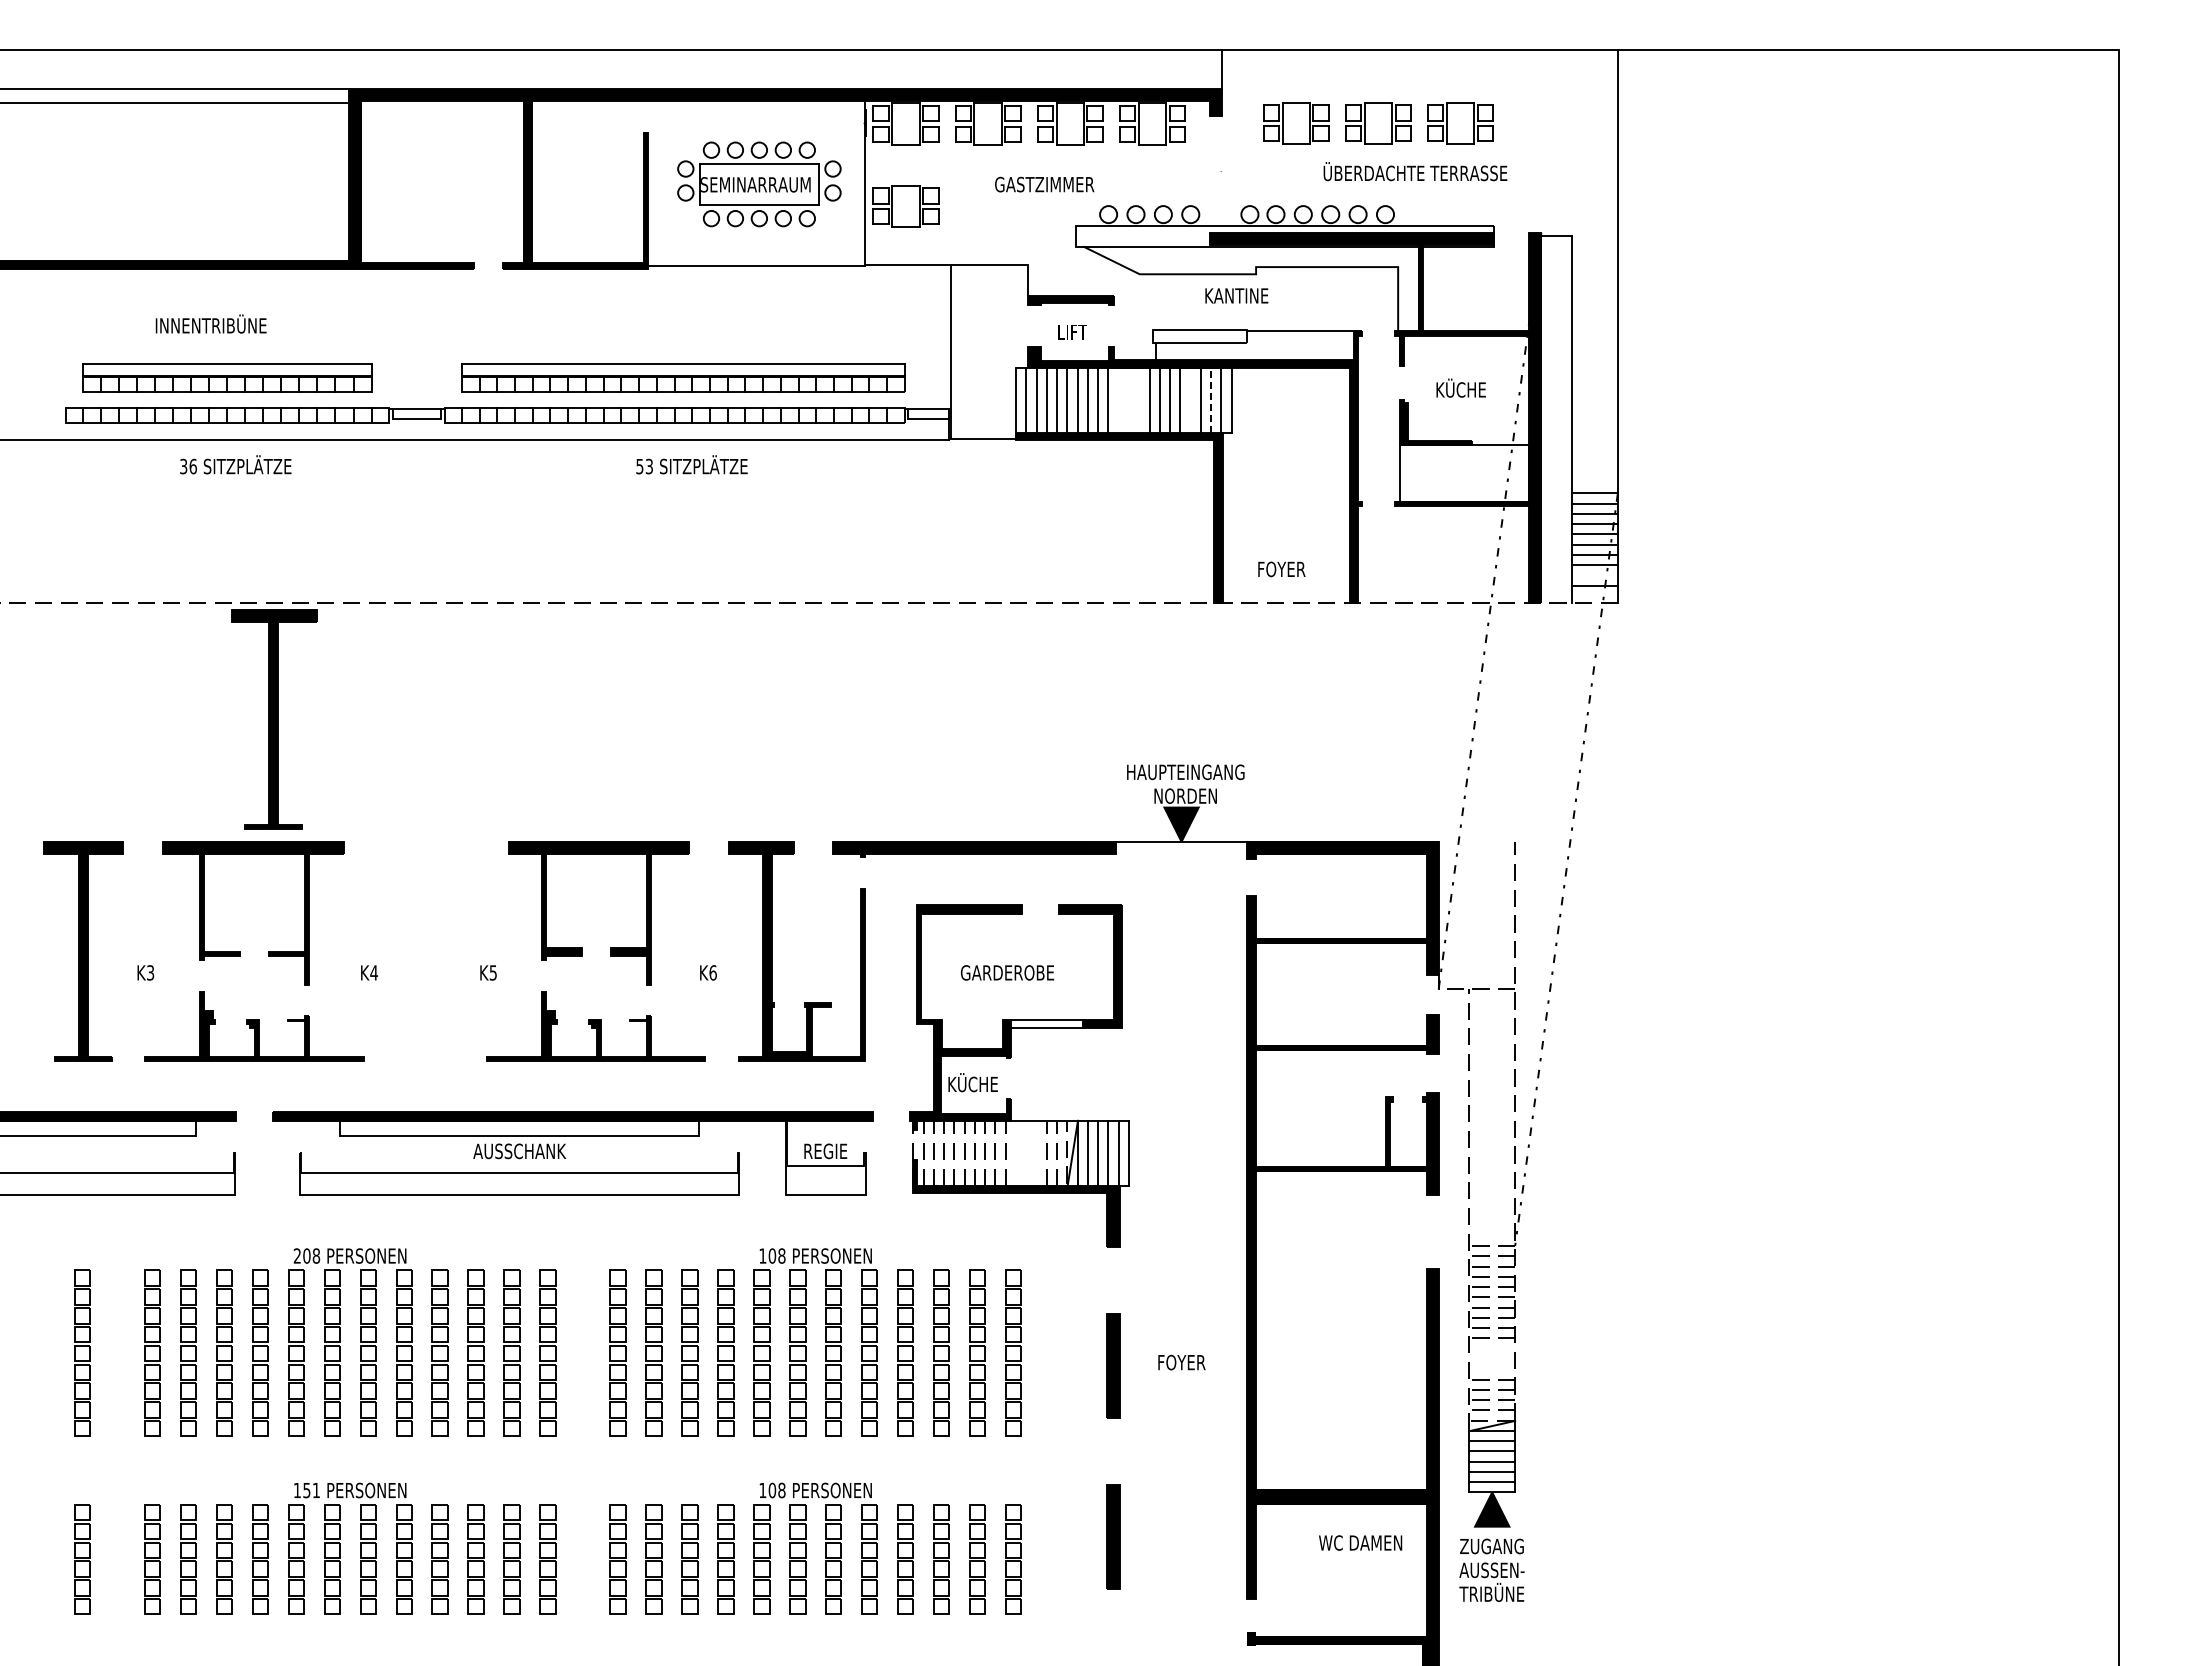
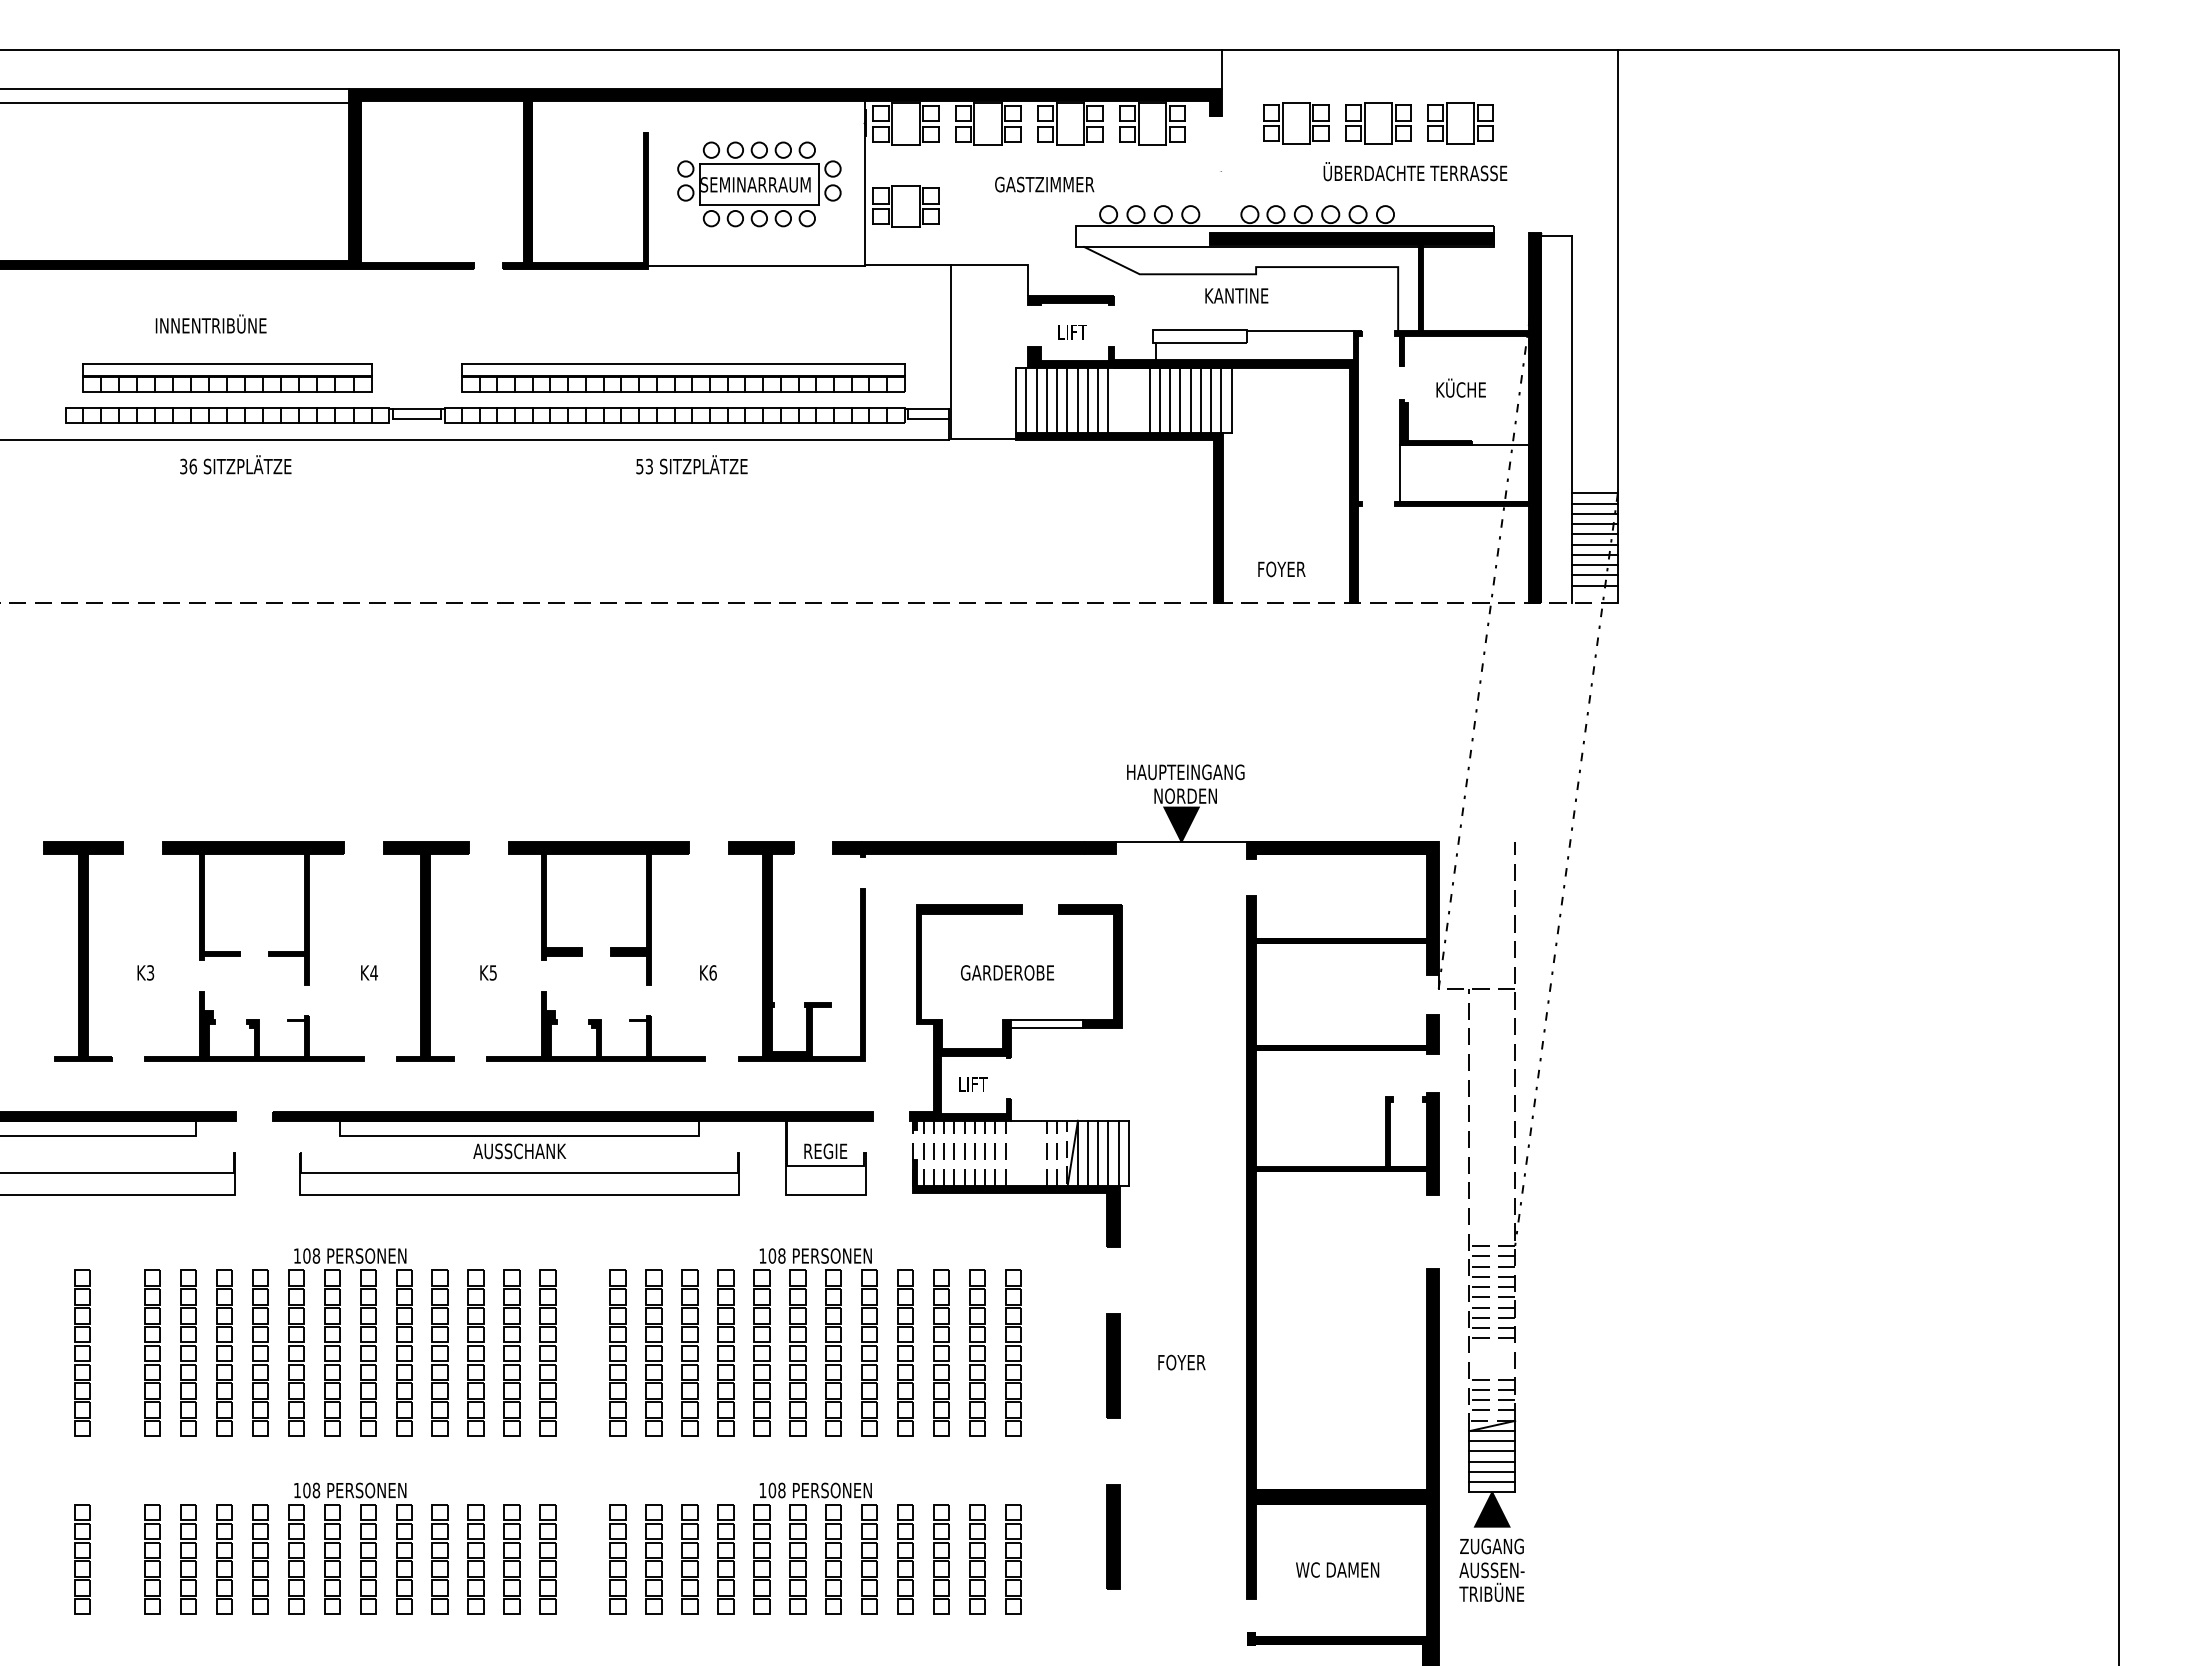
line: none -> present (1190, 400)
line: dashed -> solid (1211, 400)
line: none -> present (1594, 575)
part position: (274, 719) -> (426, 951) (426, 951)
text: KÜCHE -> LIFT (972, 1082)
text: 208 -> 108 (296, 1255)
text: 151 -> 108 (311, 1490)
text position: (1360, 1542) -> (1337, 1569) (1337, 1569)
